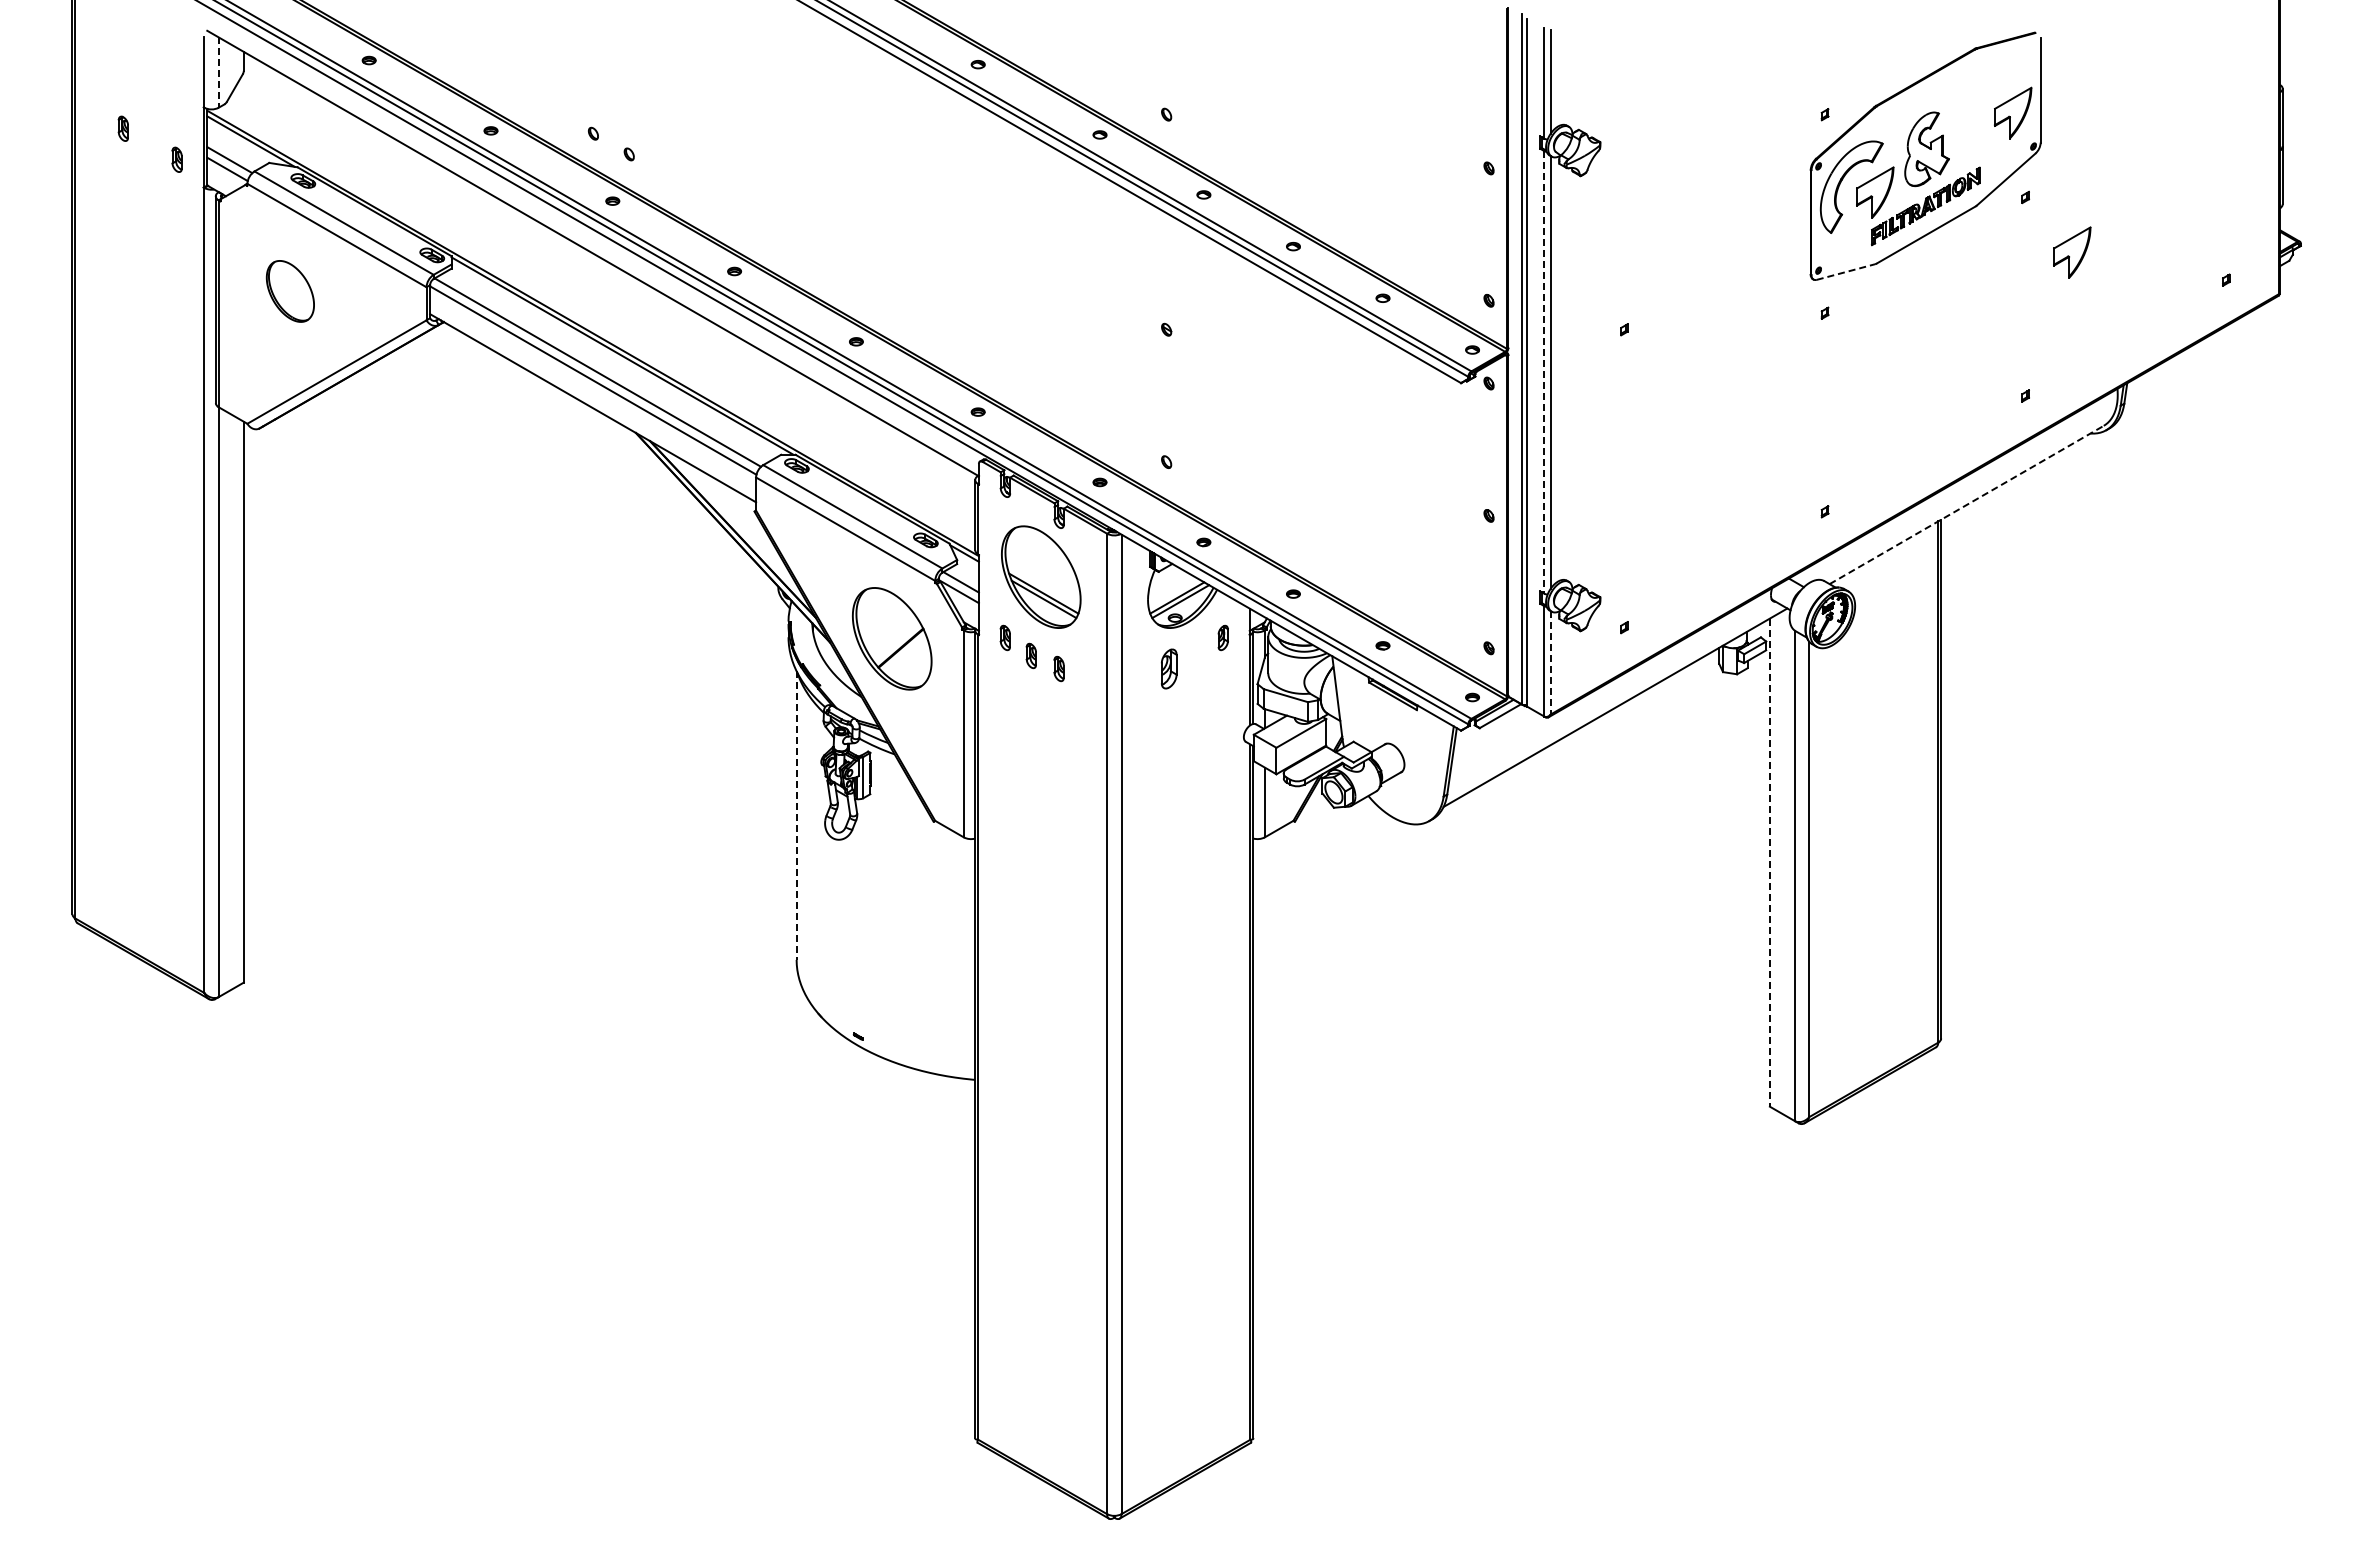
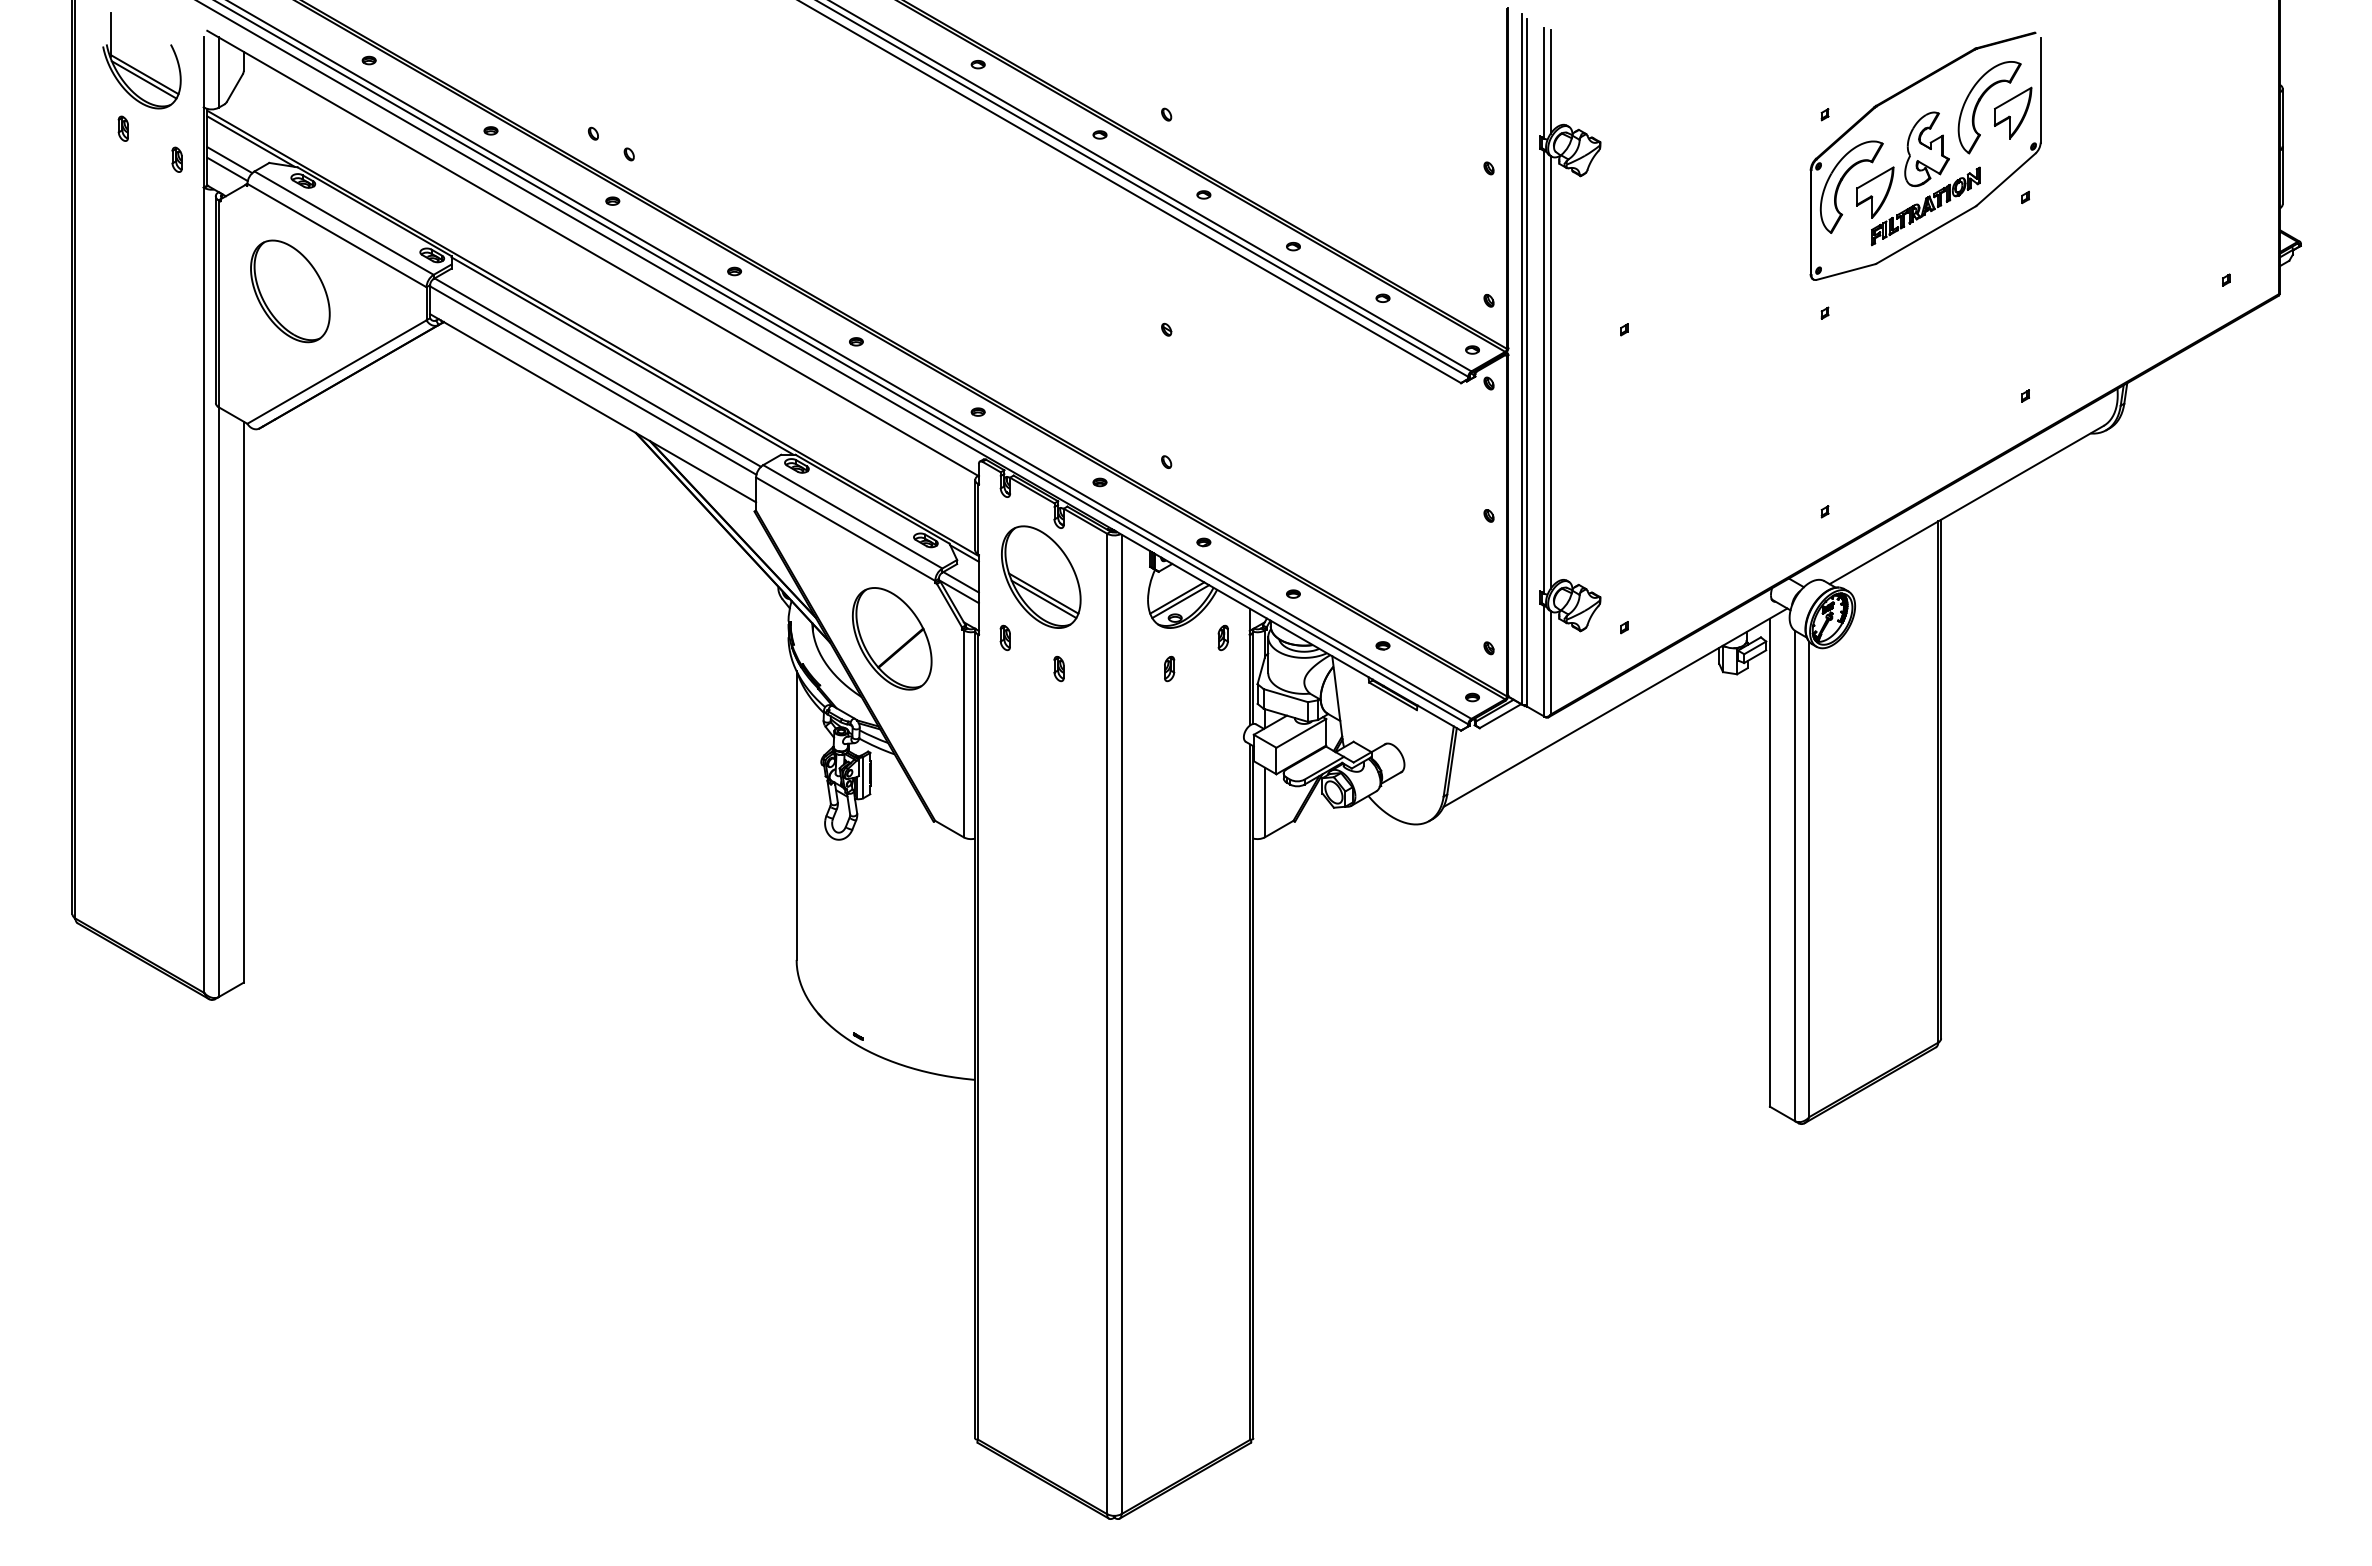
part: none -> present (136, 68)
line: dashed -> solid (218, 73)
part: none -> present (1980, 101)
part: present -> none (2072, 252)
line: dashed -> solid (1846, 271)
part size: 50x63 px -> 81x105 px (290, 291)
line: dashed -> solid (1544, 372)
line: dashed -> solid (1967, 504)
part: present -> none (1030, 655)
line: dashed -> solid (1550, 662)
part size: 17x42 px -> 12x28 px (1169, 668)
line: dashed -> solid (796, 816)
line: dashed -> solid (1769, 863)
